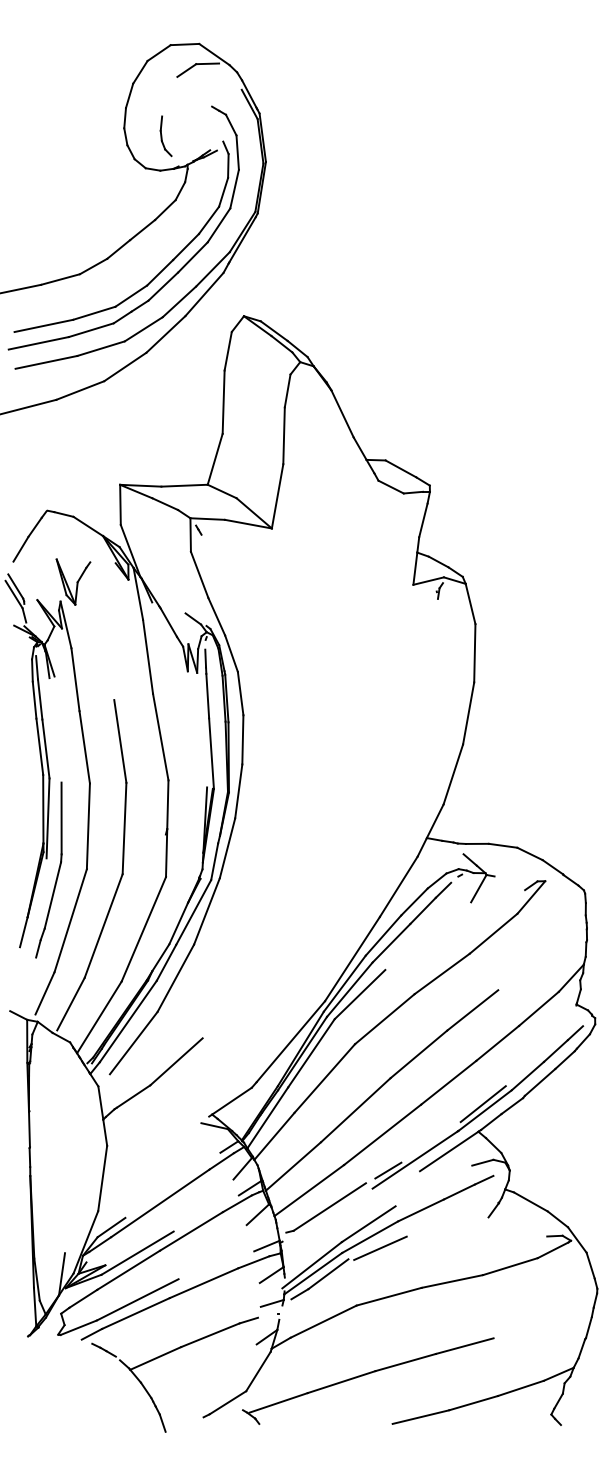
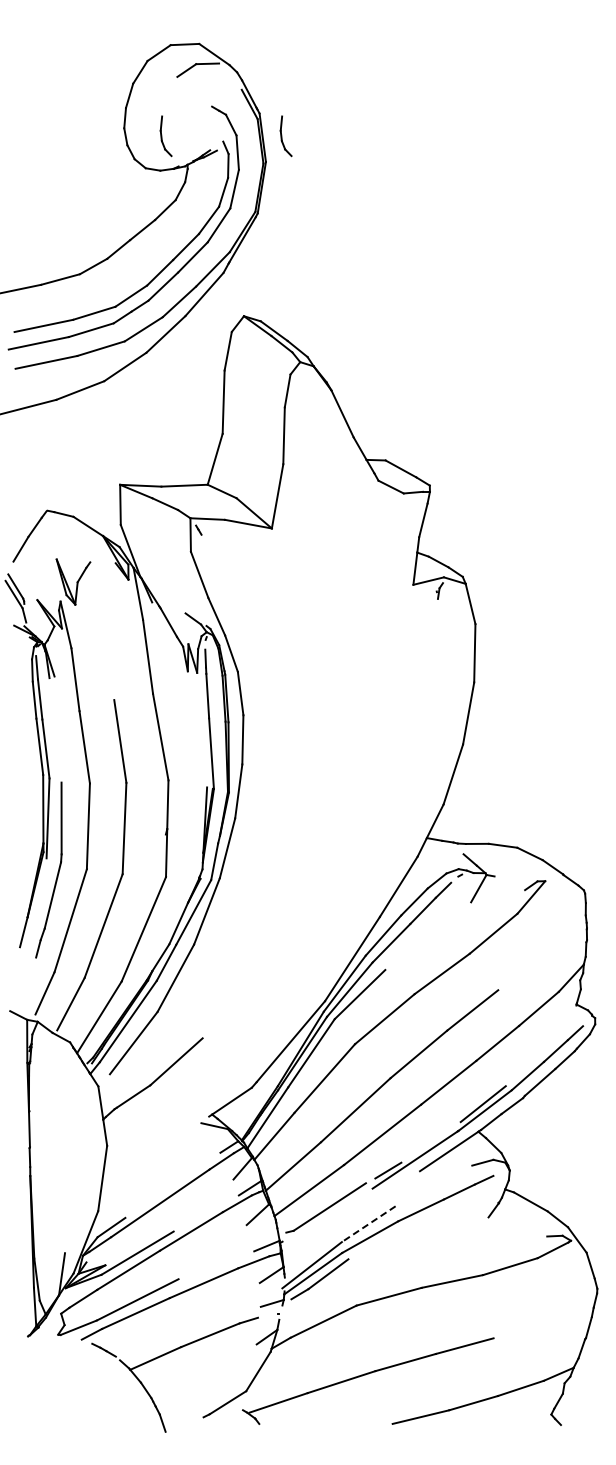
part: none -> present (285, 136)
line: solid -> dashed (368, 1224)
line: present -> none (380, 1247)
